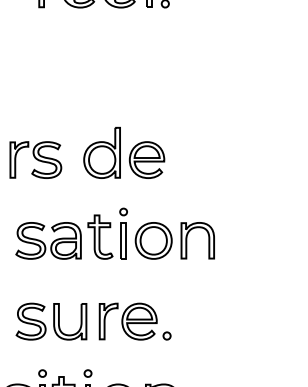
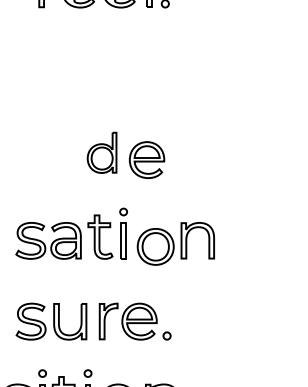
part size: 38x53 px -> 32x43 px (101, 152)
part: present -> none (35, 159)
part position: (153, 240) -> (155, 246) (155, 246)
